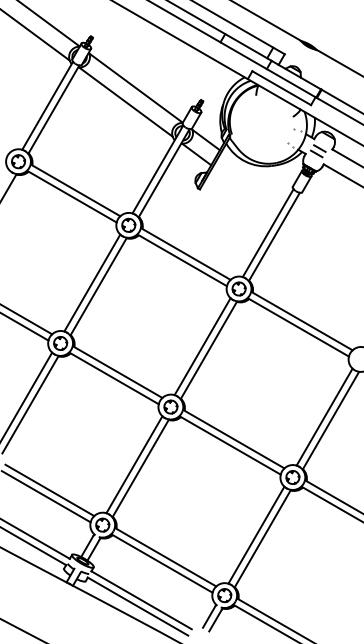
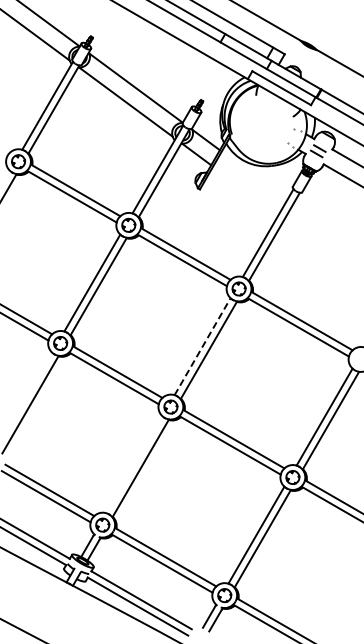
line: solid -> dashed (202, 346)
line: present -> none (27, 395)
line: present -> none (134, 464)
